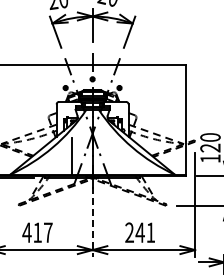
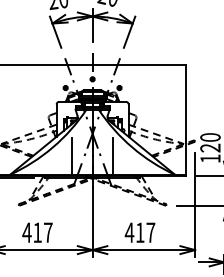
line: none -> present (112, 155)
line: dashed -> solid (92, 222)
text: 241 -> 417 (139, 232)
